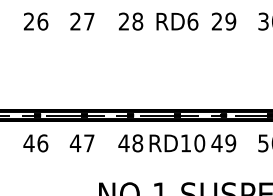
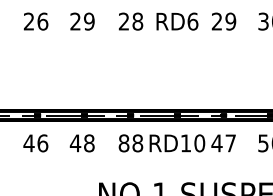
text: 27 -> 29 (89, 21)
text: 47 -> 48 (89, 143)
text: 48 -> 88 (123, 143)
text: 49 -> 47 (230, 143)
